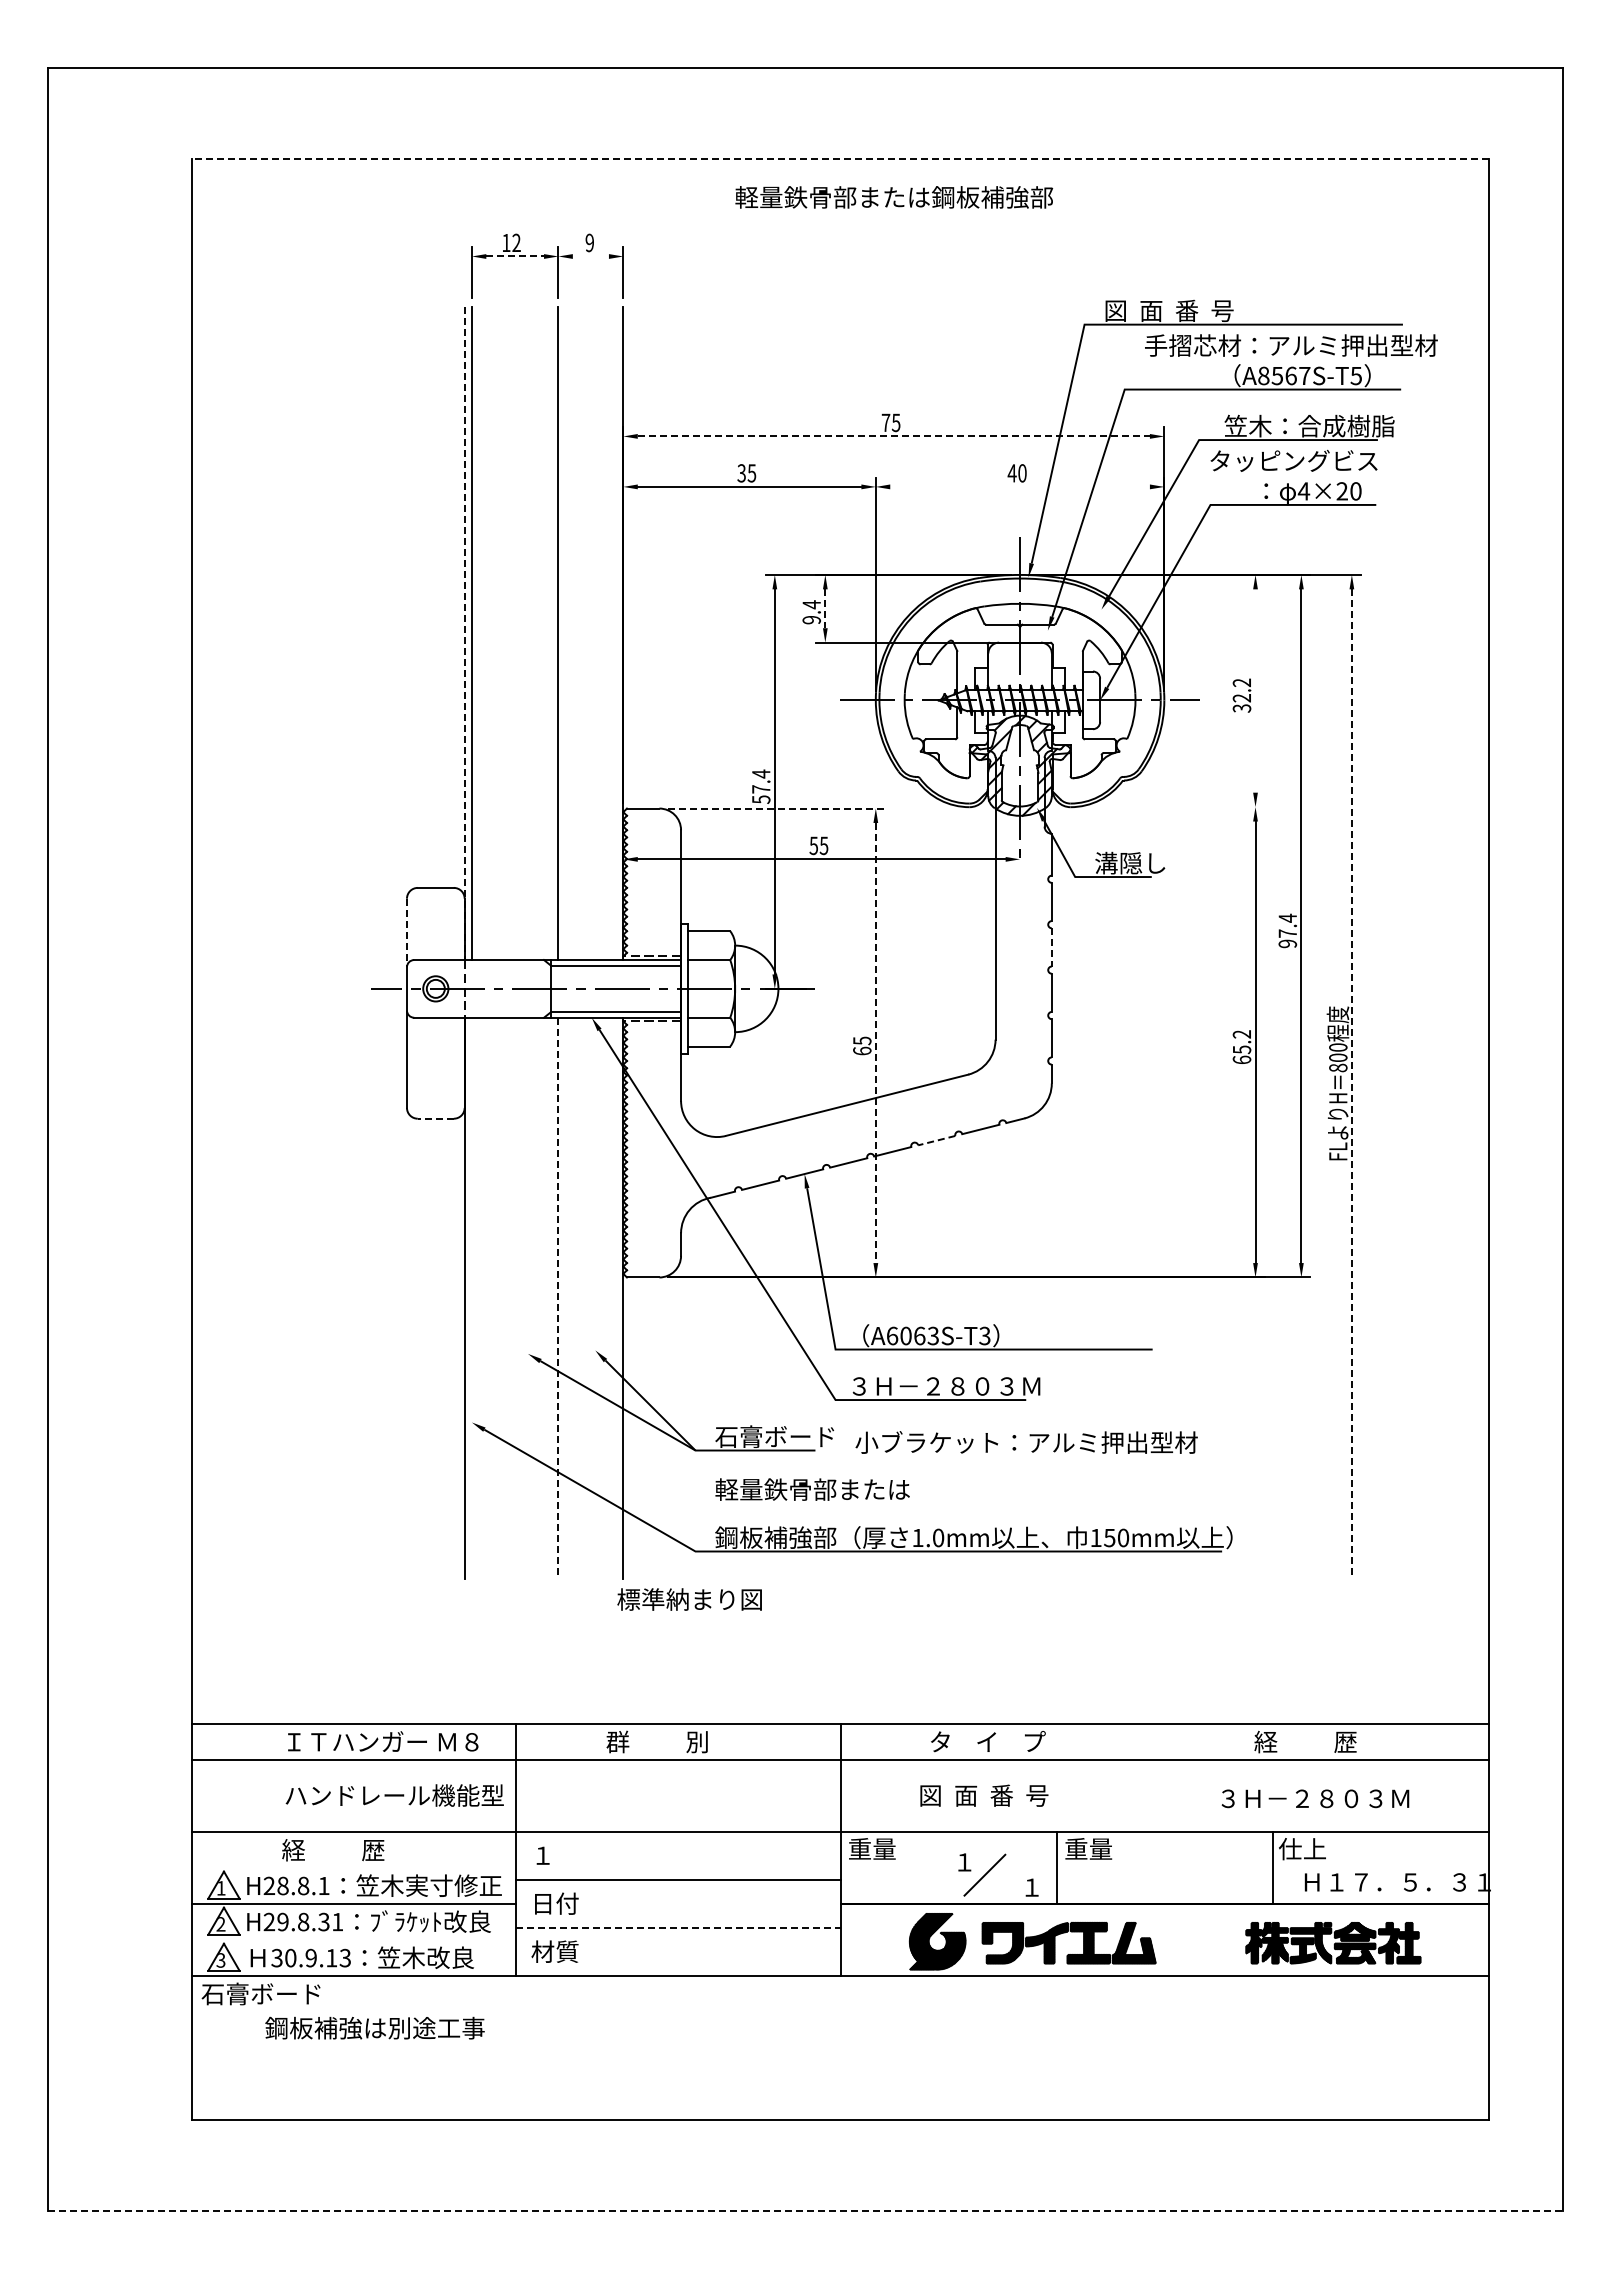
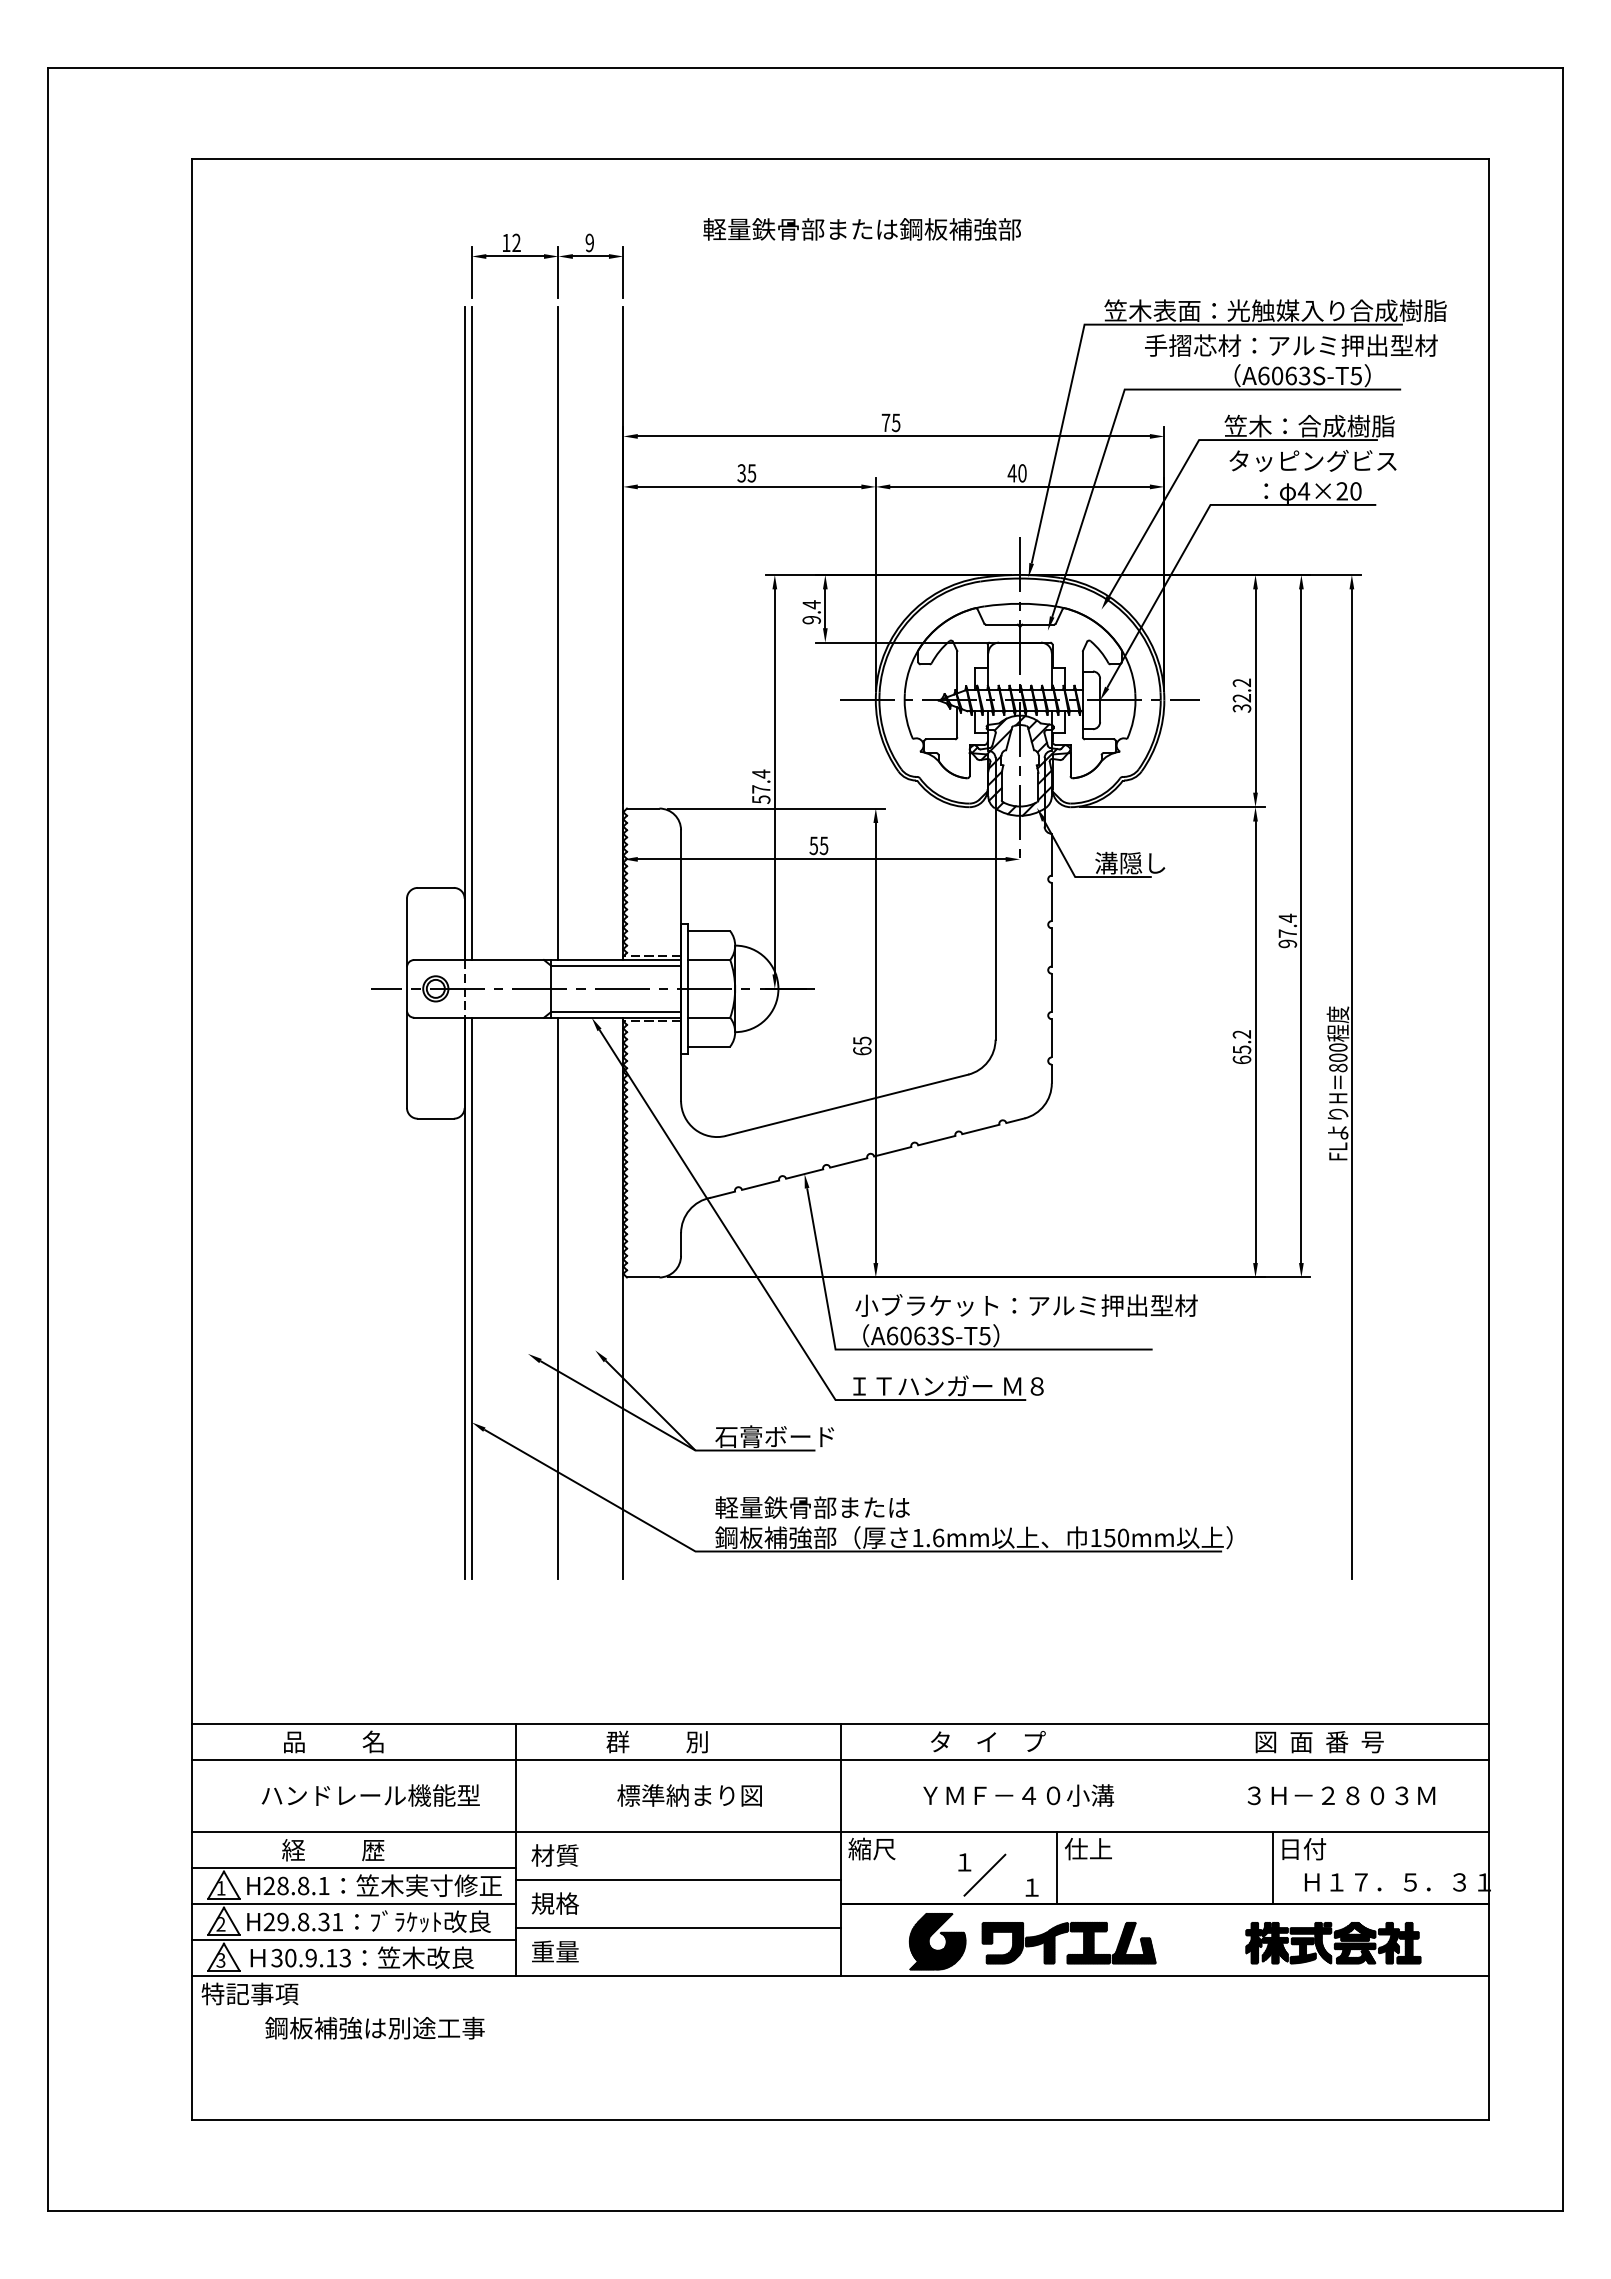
line: dashed -> solid (840, 159)
text position: (894, 197) -> (862, 229) (862, 229)
line: dashed -> solid (515, 256)
line: none -> present (590, 256)
text: 図  面  番  号 -> 笠木表面：光触媒入り合成樹脂 (1275, 310)
text: A8567S-T5 -> A6063S-T5 (1284, 375)
line: dashed -> solid (894, 436)
text position: (1293, 460) -> (1312, 460) (1312, 460)
line: none -> present (1019, 486)
line: dashed -> solid (825, 609)
line: dashed -> solid (464, 633)
line: none -> present (1255, 690)
line: none -> present (1171, 807)
line: dashed -> solid (777, 808)
line: dashed -> solid (406, 932)
line: dashed -> solid (1051, 947)
line: dashed -> solid (875, 1043)
line: dashed -> solid (1351, 1084)
line: dashed -> solid (435, 1118)
line: dashed -> solid (936, 1140)
line: none -> present (471, 1298)
line: dashed -> solid (558, 1298)
text: A6063S-T3 -> A6063S-T5 (984, 1335)
text: ３Ｈ－２８０３Ｍ -> ＩＴハンガー Ｍ８ (947, 1385)
text position: (1026, 1442) -> (1026, 1305) (1026, 1305)
text position: (812, 1489) -> (812, 1507) (812, 1507)
text: 1.0mm -> 1.6mm (938, 1537)
text position: (689, 1599) -> (689, 1795) (689, 1795)
text: ＩＴハンガー Ｍ８ -> 品          名 (381, 1741)
text: 経          歴 -> 図  面  番  号 (1318, 1741)
text position: (394, 1795) -> (370, 1795) (370, 1795)
text: 図  面  番  号 -> ＹＭＦ－４０小溝 (1017, 1795)
text position: (1315, 1798) -> (1341, 1795) (1341, 1795)
text: 重量 -> 縮尺 (871, 1848)
text: 重量 -> 仕上 (1088, 1849)
text: 仕上 -> 日付 (1302, 1849)
text: １ -> 材質 (554, 1855)
line: none -> present (354, 1868)
text: 日付 -> 規格 (554, 1903)
line: dashed -> solid (678, 1928)
line: none -> present (354, 1940)
text: 材質 -> 重量 (554, 1951)
text: 石膏ボード -> 特記事項 (260, 1993)
line: dashed -> solid (805, 2210)
